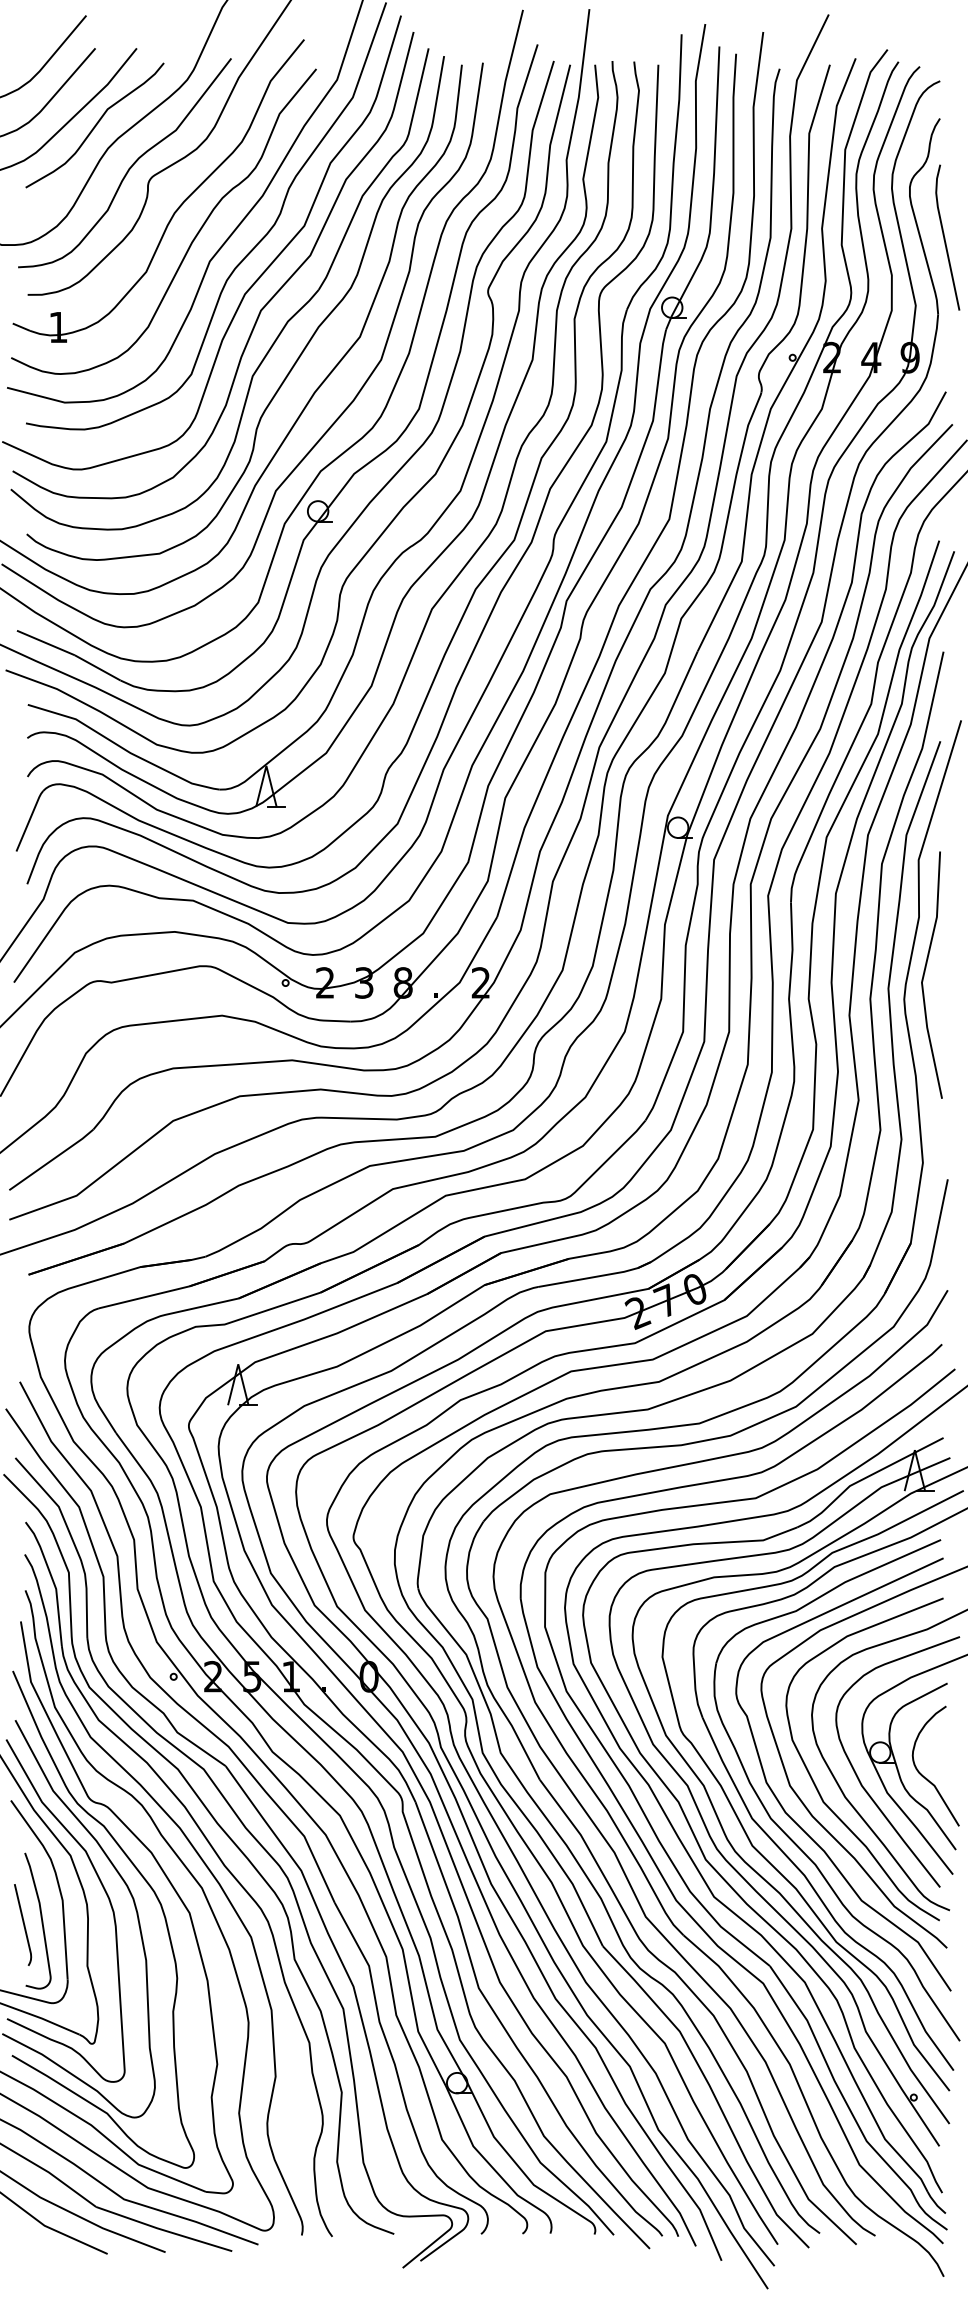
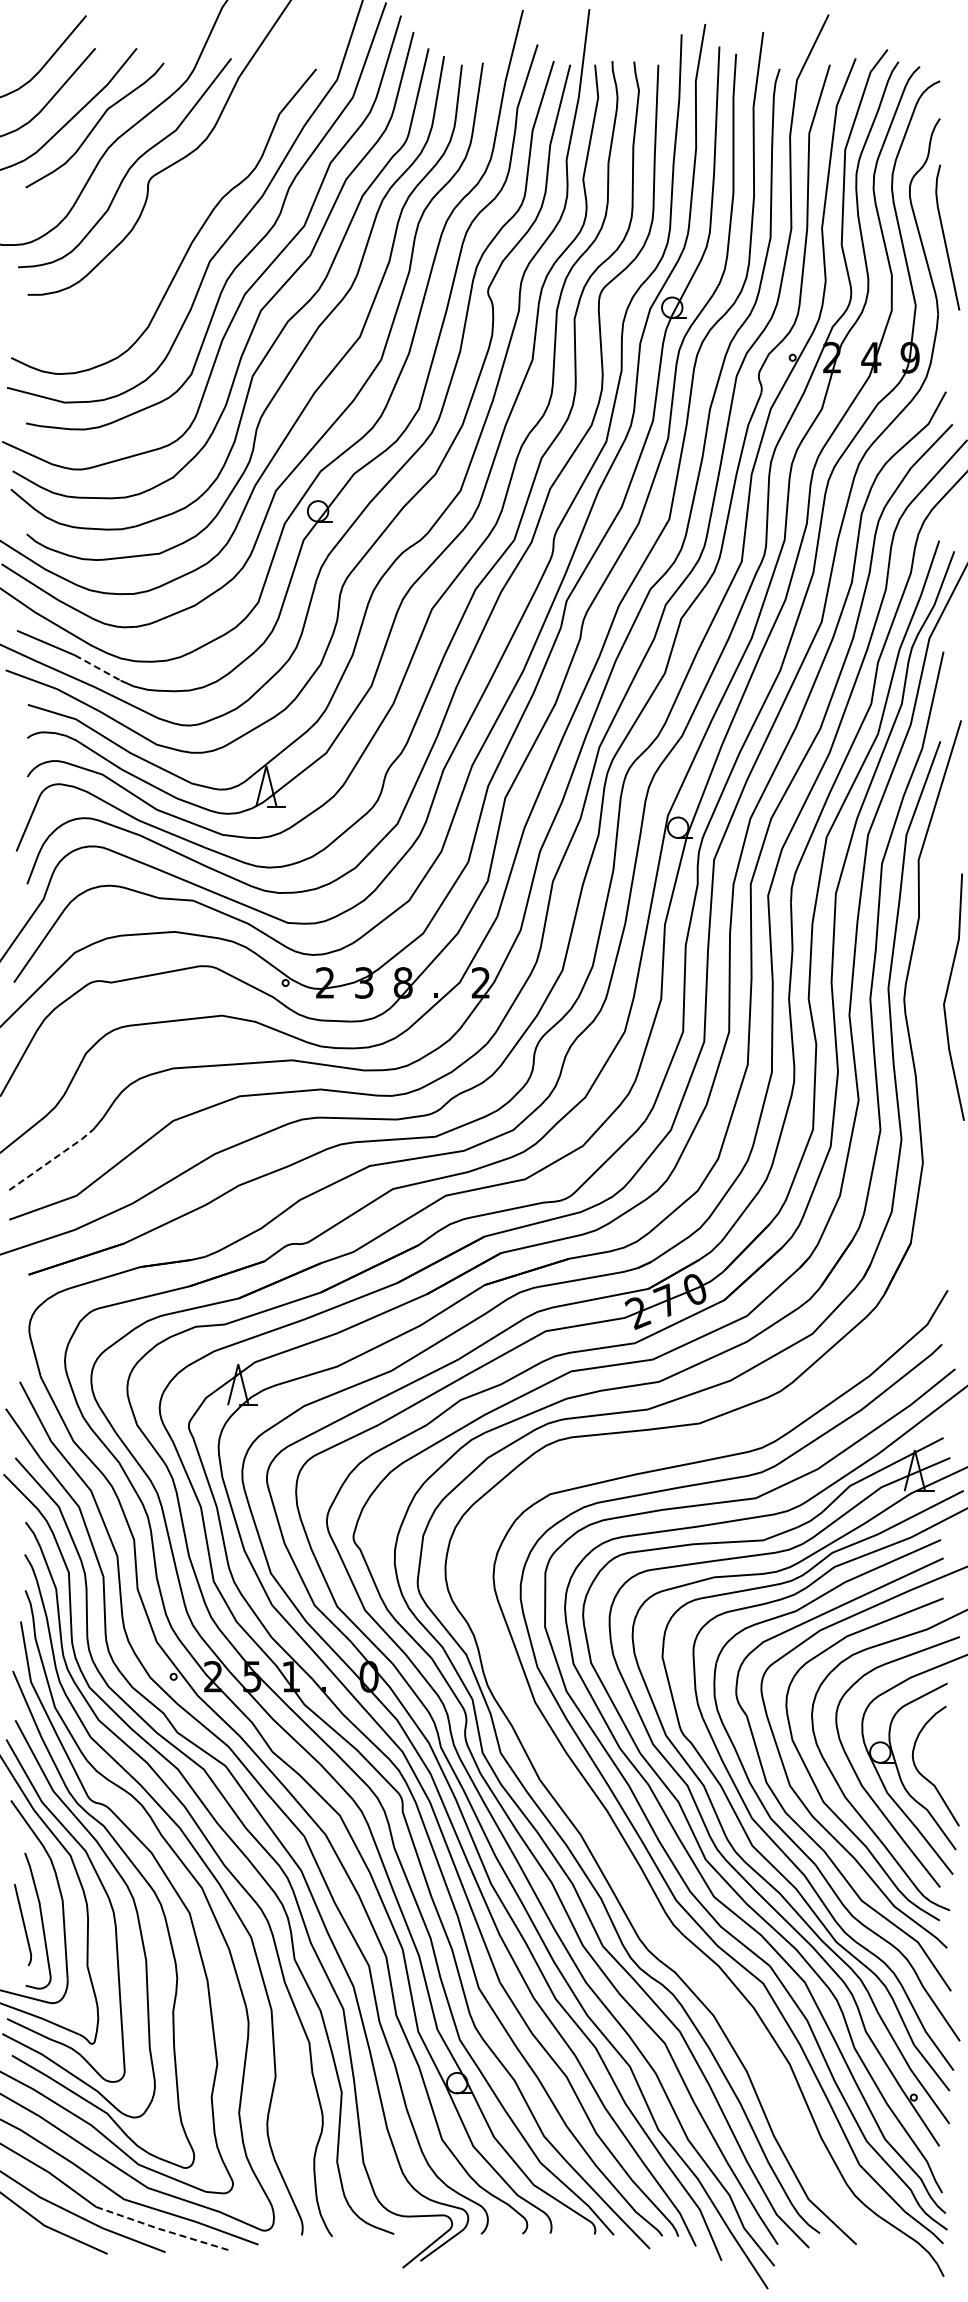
part: present -> none (178, 206)
line: solid -> dashed (98, 668)
line position: (925, 972) -> (947, 994) (947, 994)
line: solid -> dashed (52, 1159)
part: present -> none (578, 1799)
line: solid -> dashed (163, 2230)
